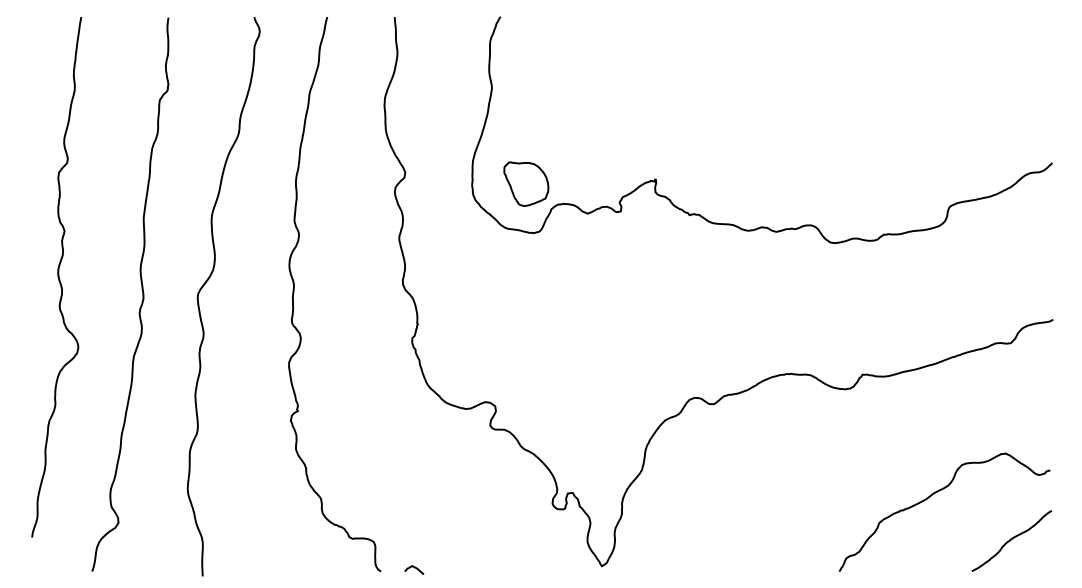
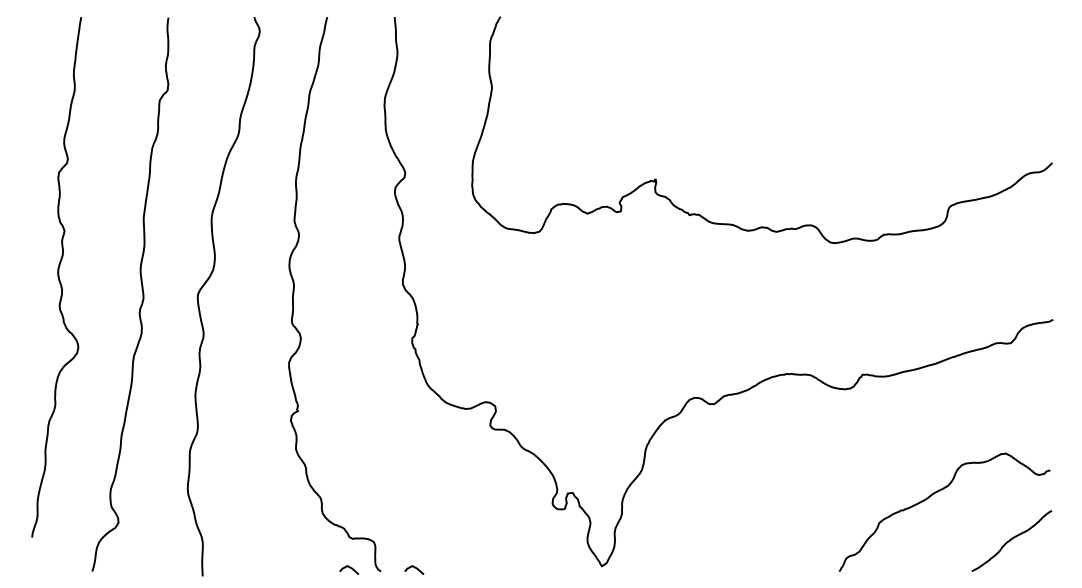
part: present -> none (526, 183)
curve: none -> present (349, 568)
